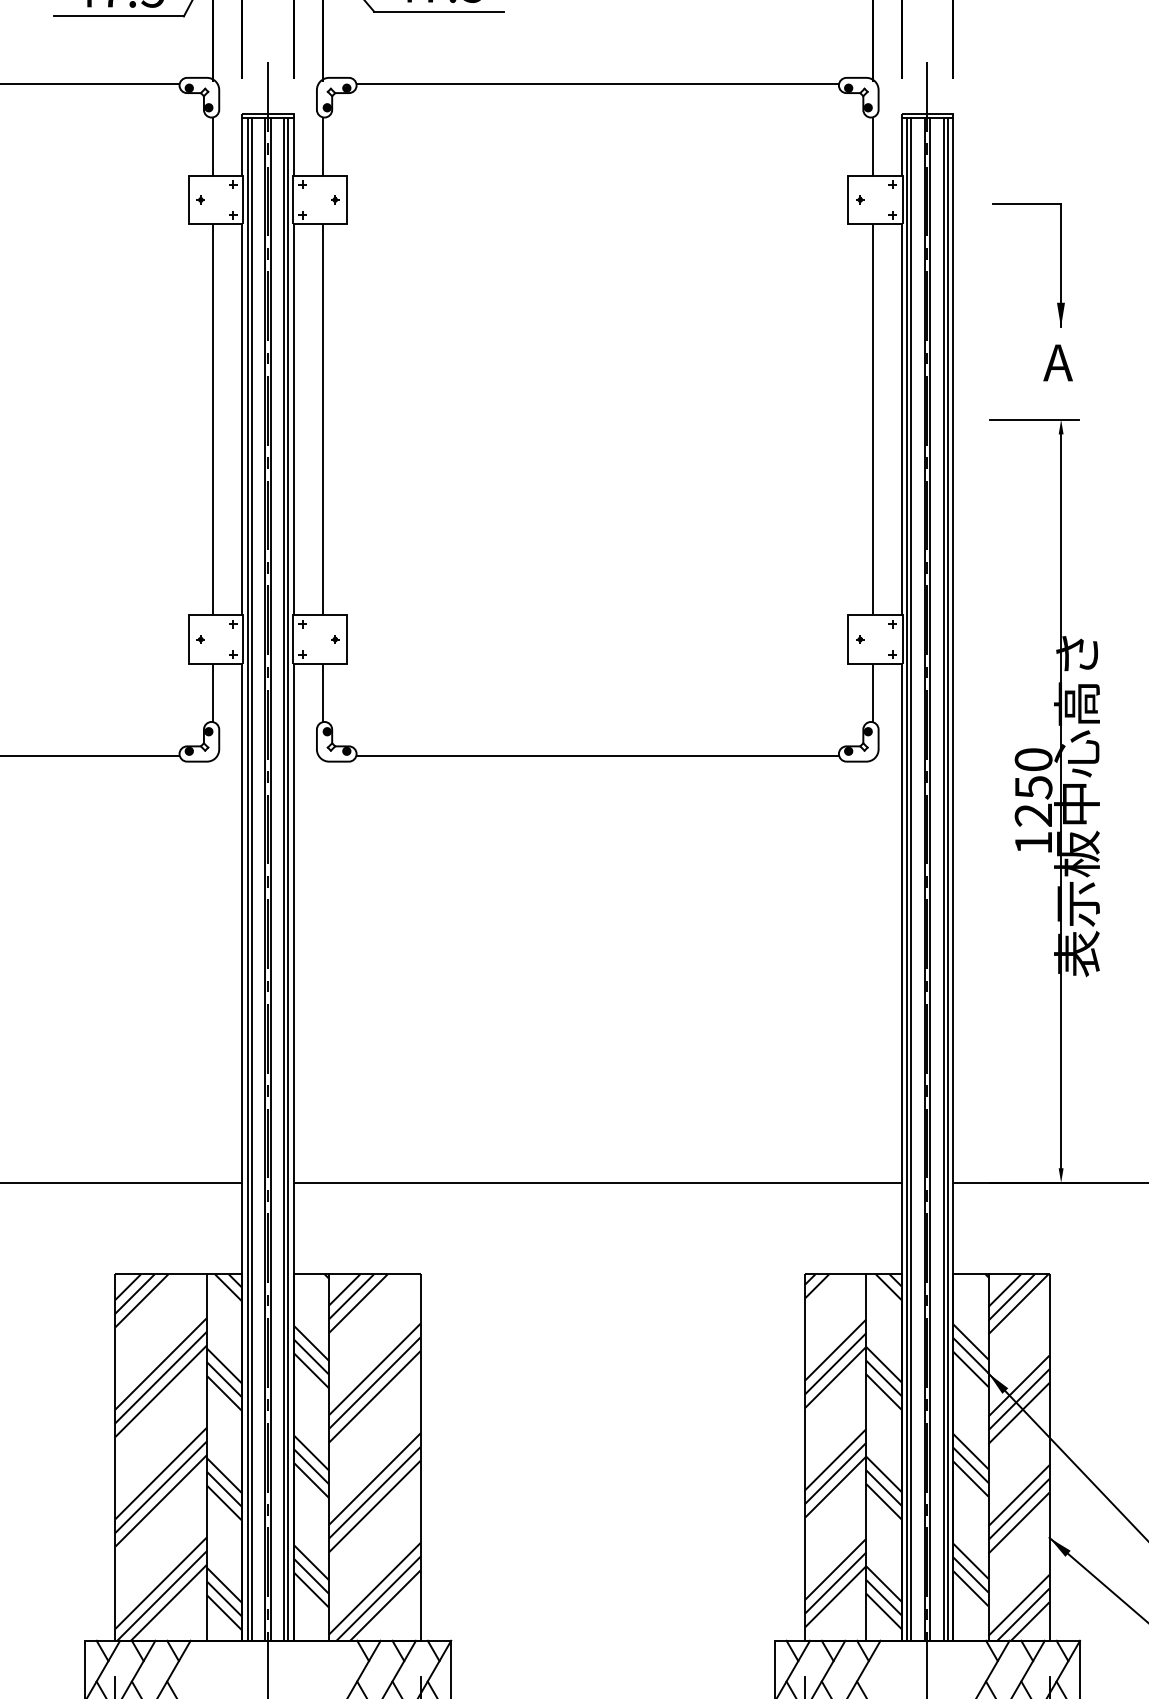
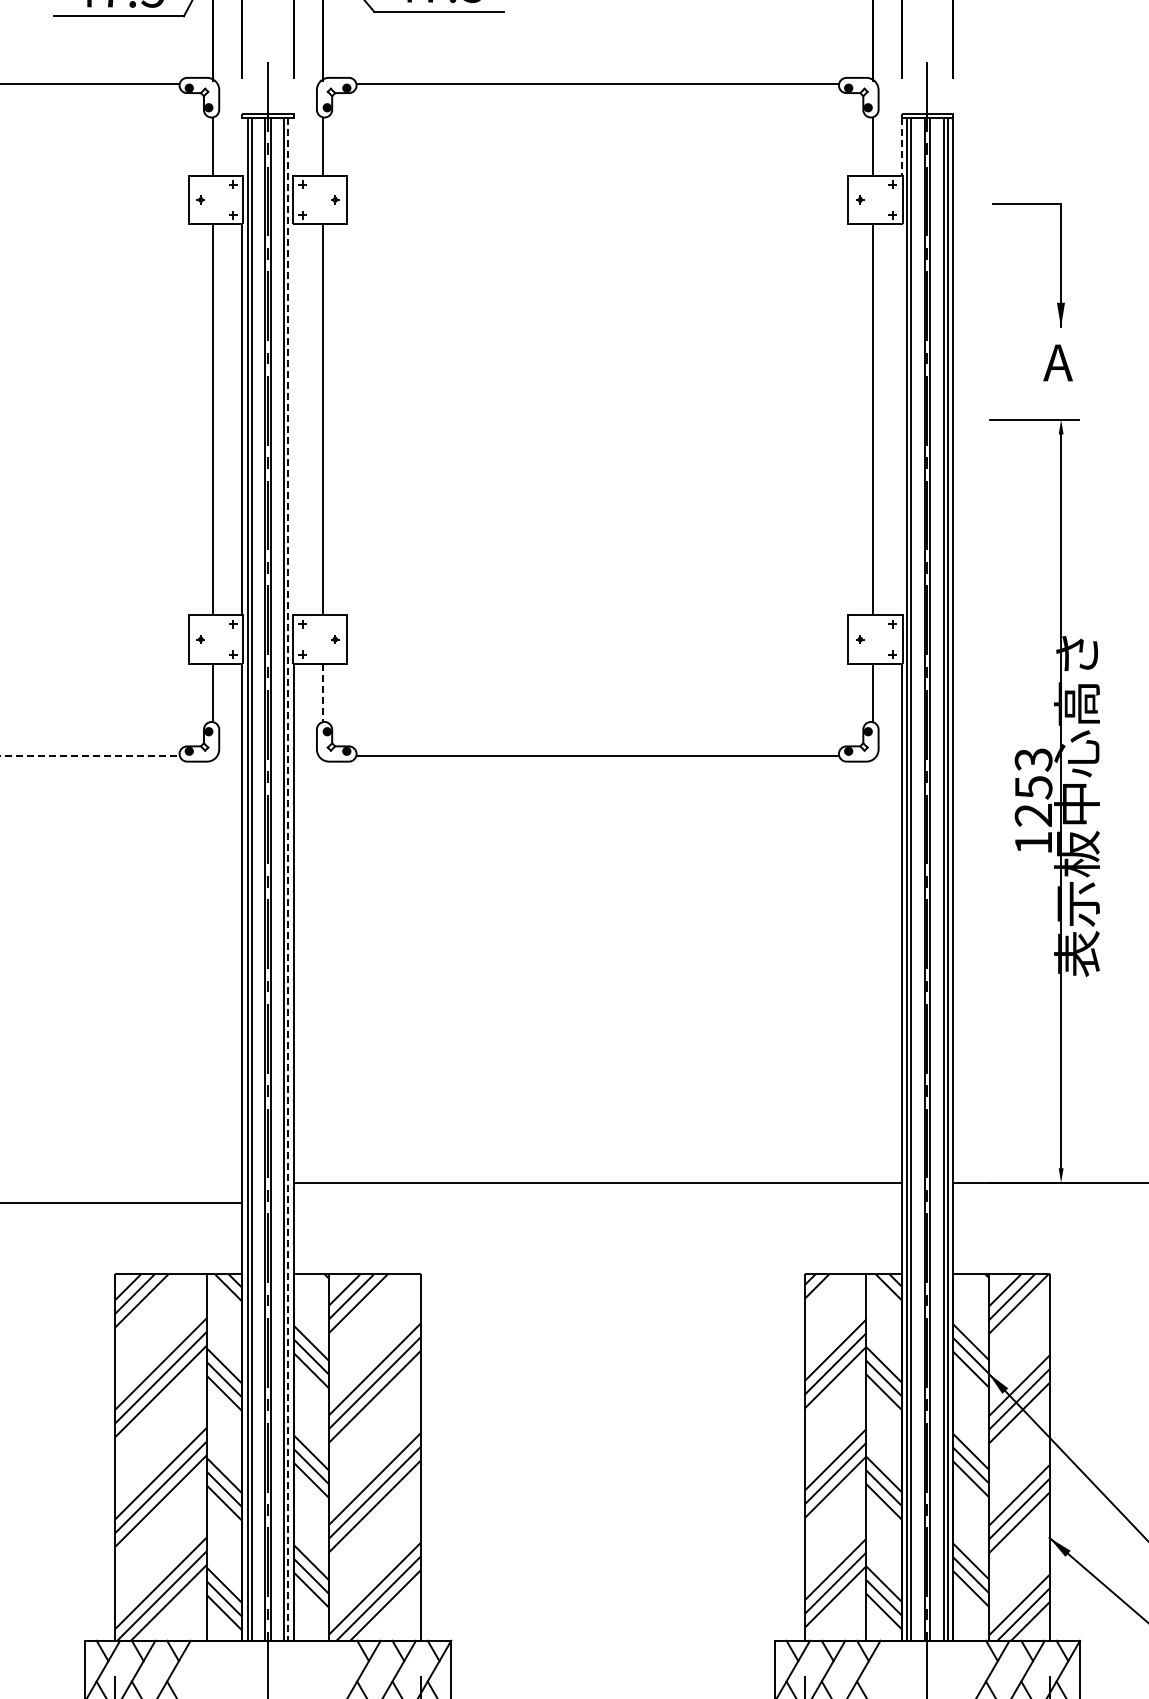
line: present -> none (242, 146)
line: present -> none (293, 146)
line: solid -> dashed (901, 146)
line: present -> none (293, 419)
line: present -> none (901, 419)
line: solid -> dashed (323, 693)
line: solid -> dashed (90, 755)
text: 1250 -> 1253 (1033, 759)
line: solid -> dashed (288, 879)
line position: (122, 1182) -> (122, 1202) (122, 1202)
